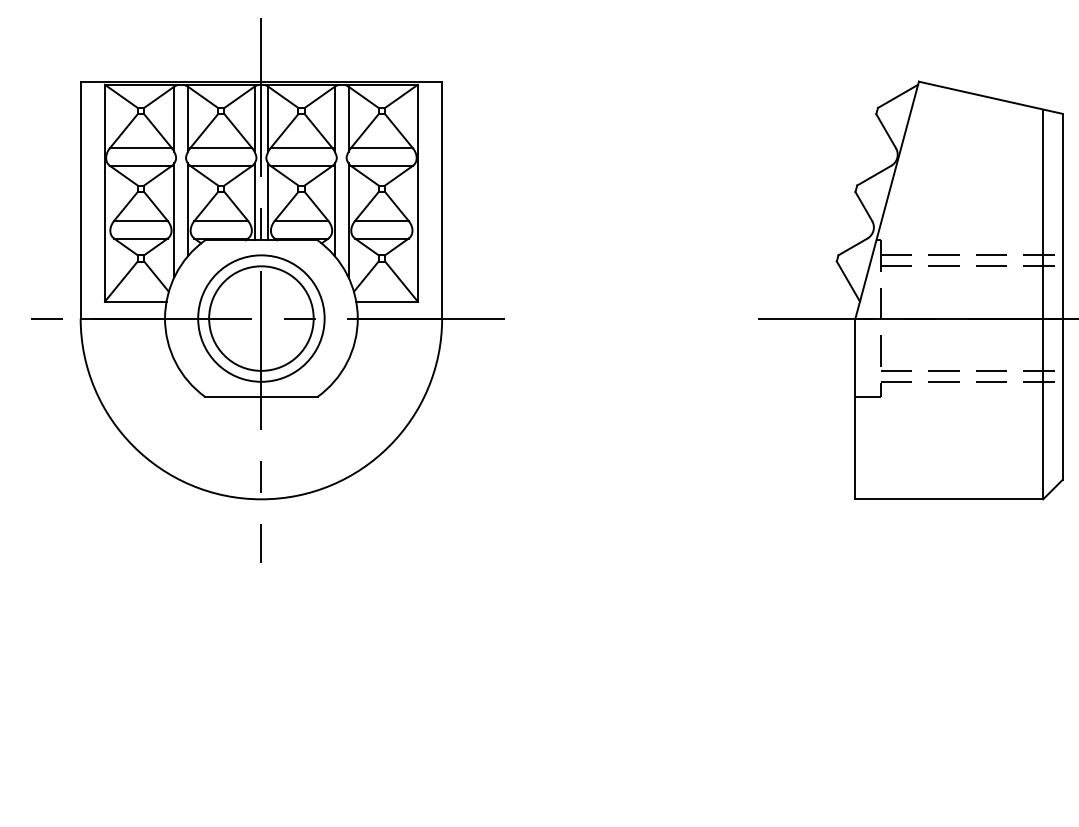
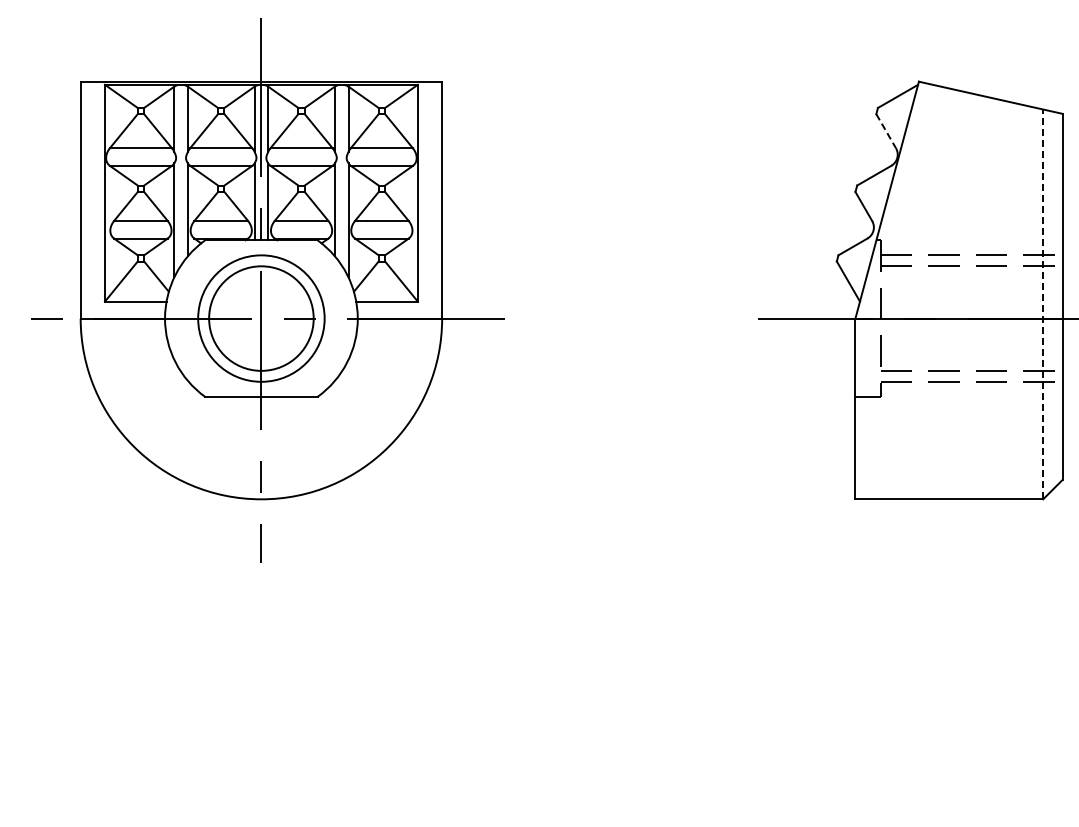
line: solid -> dashed (886, 131)
line: solid -> dashed (1043, 304)
